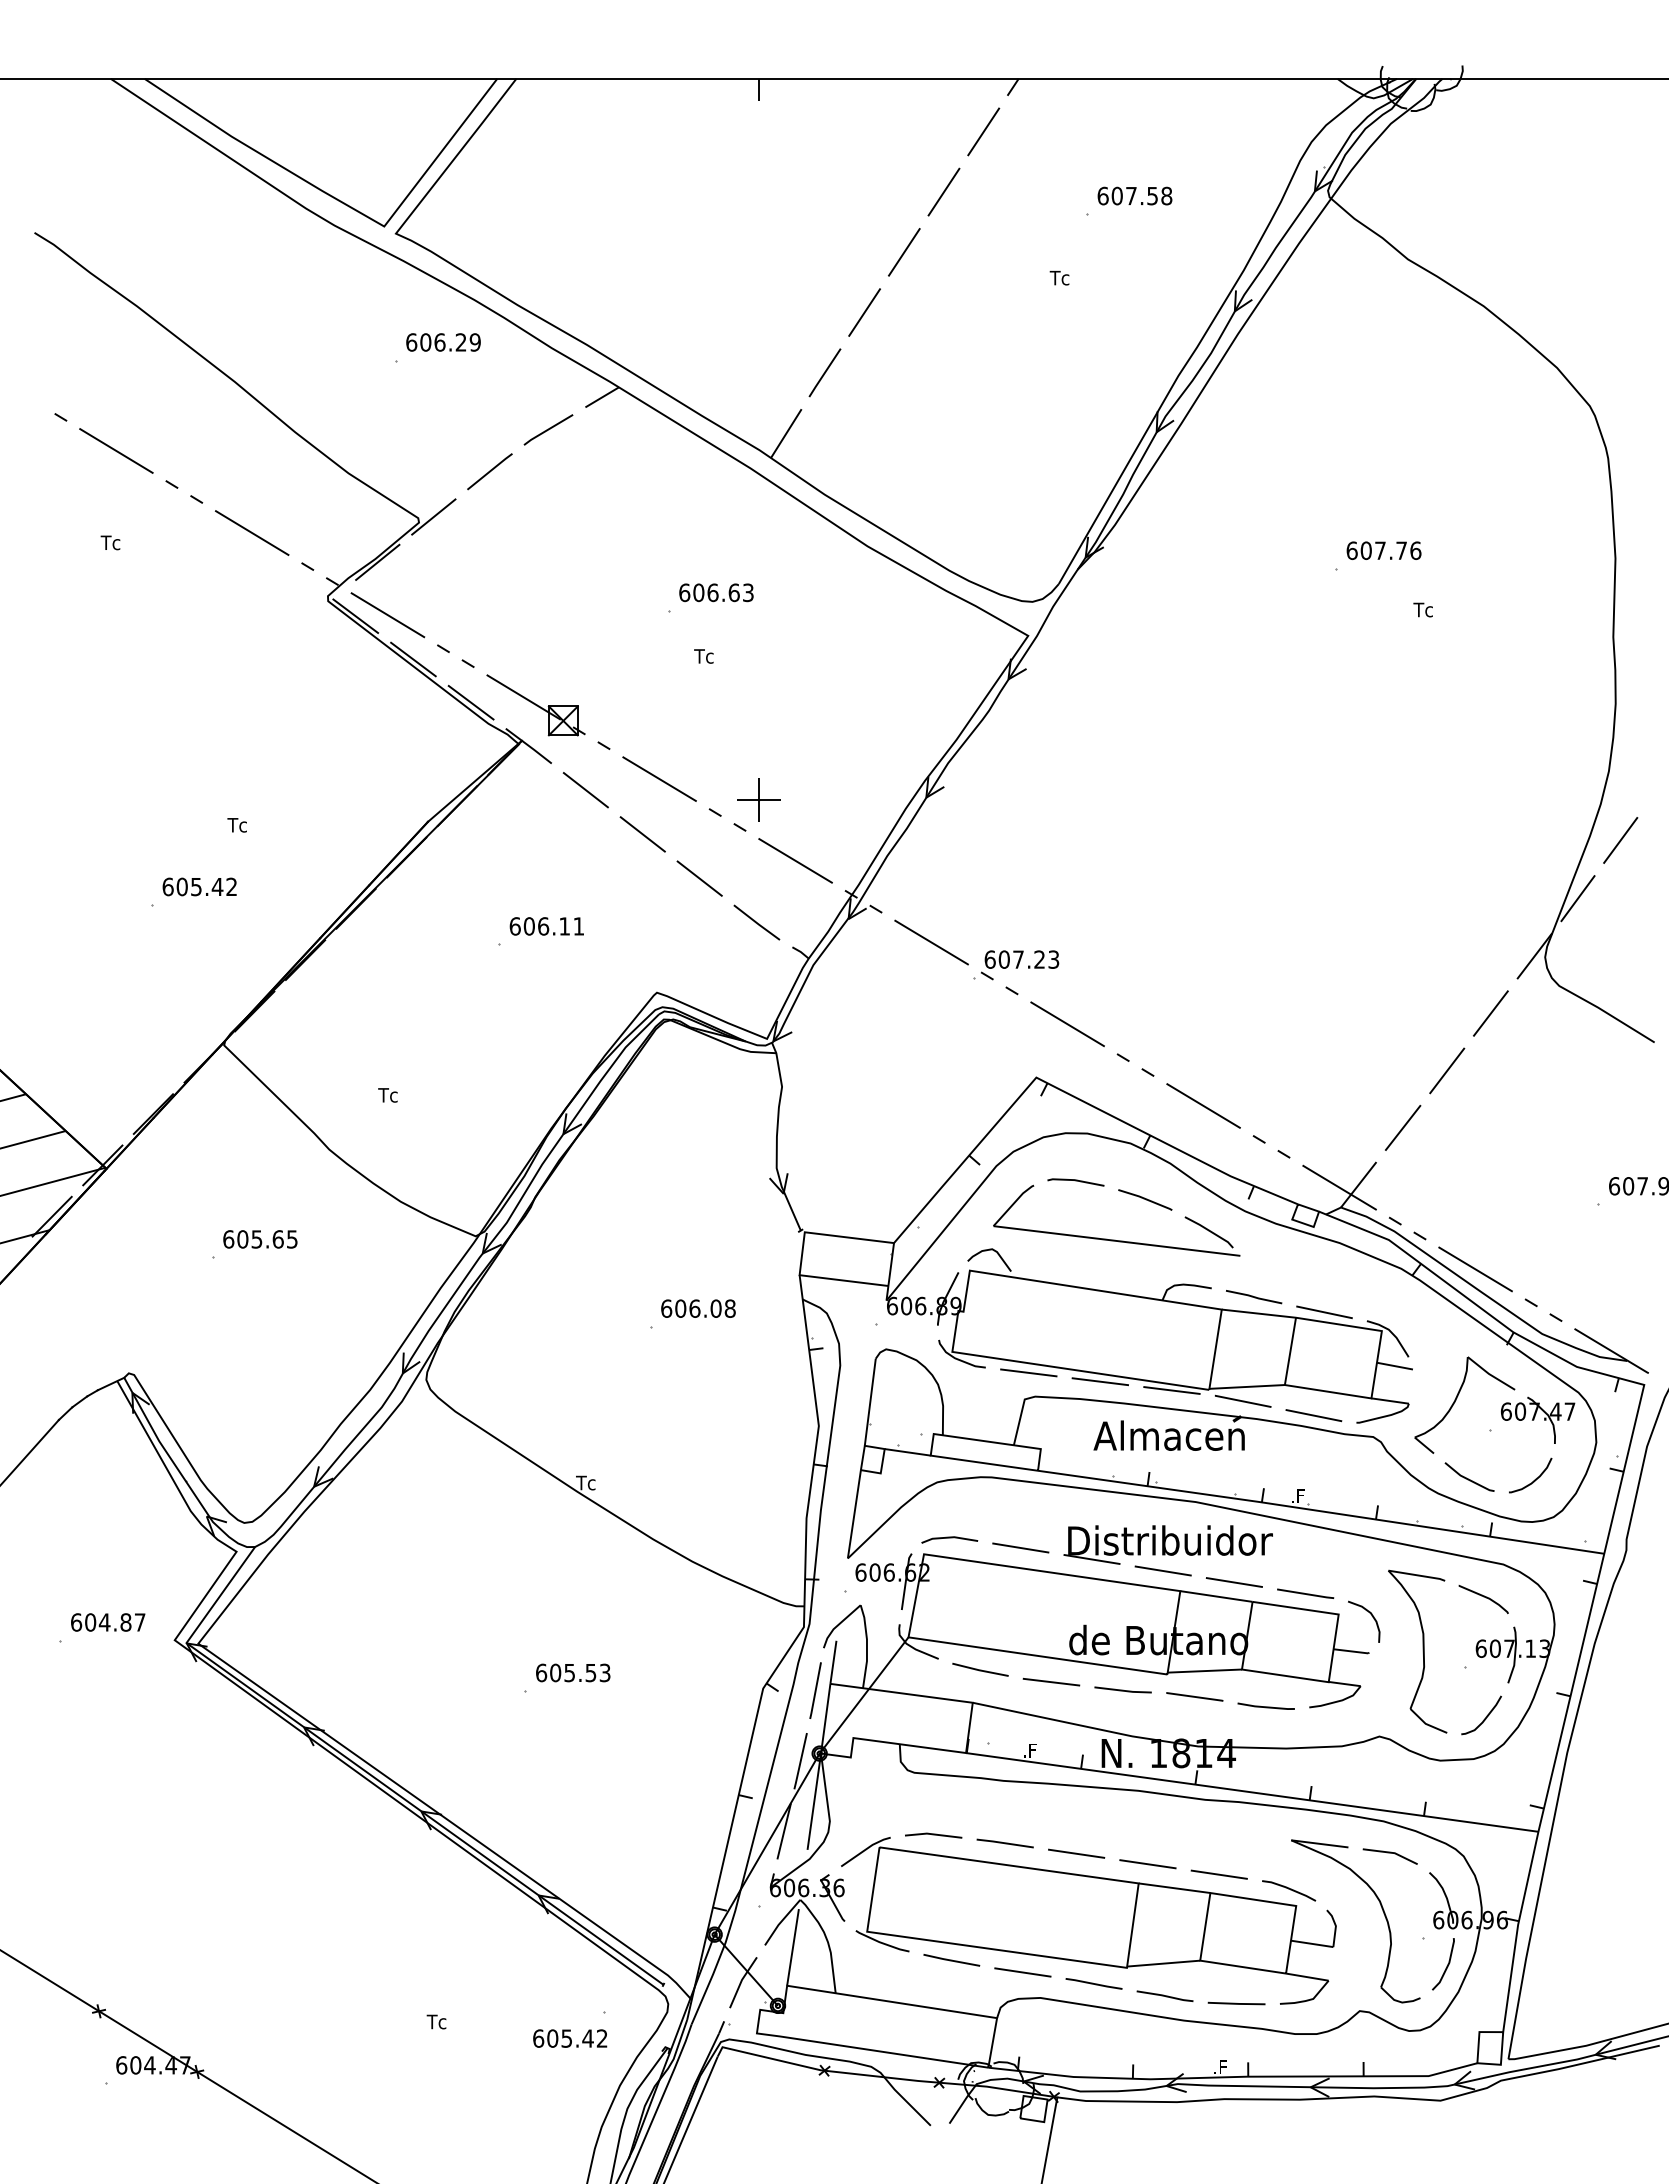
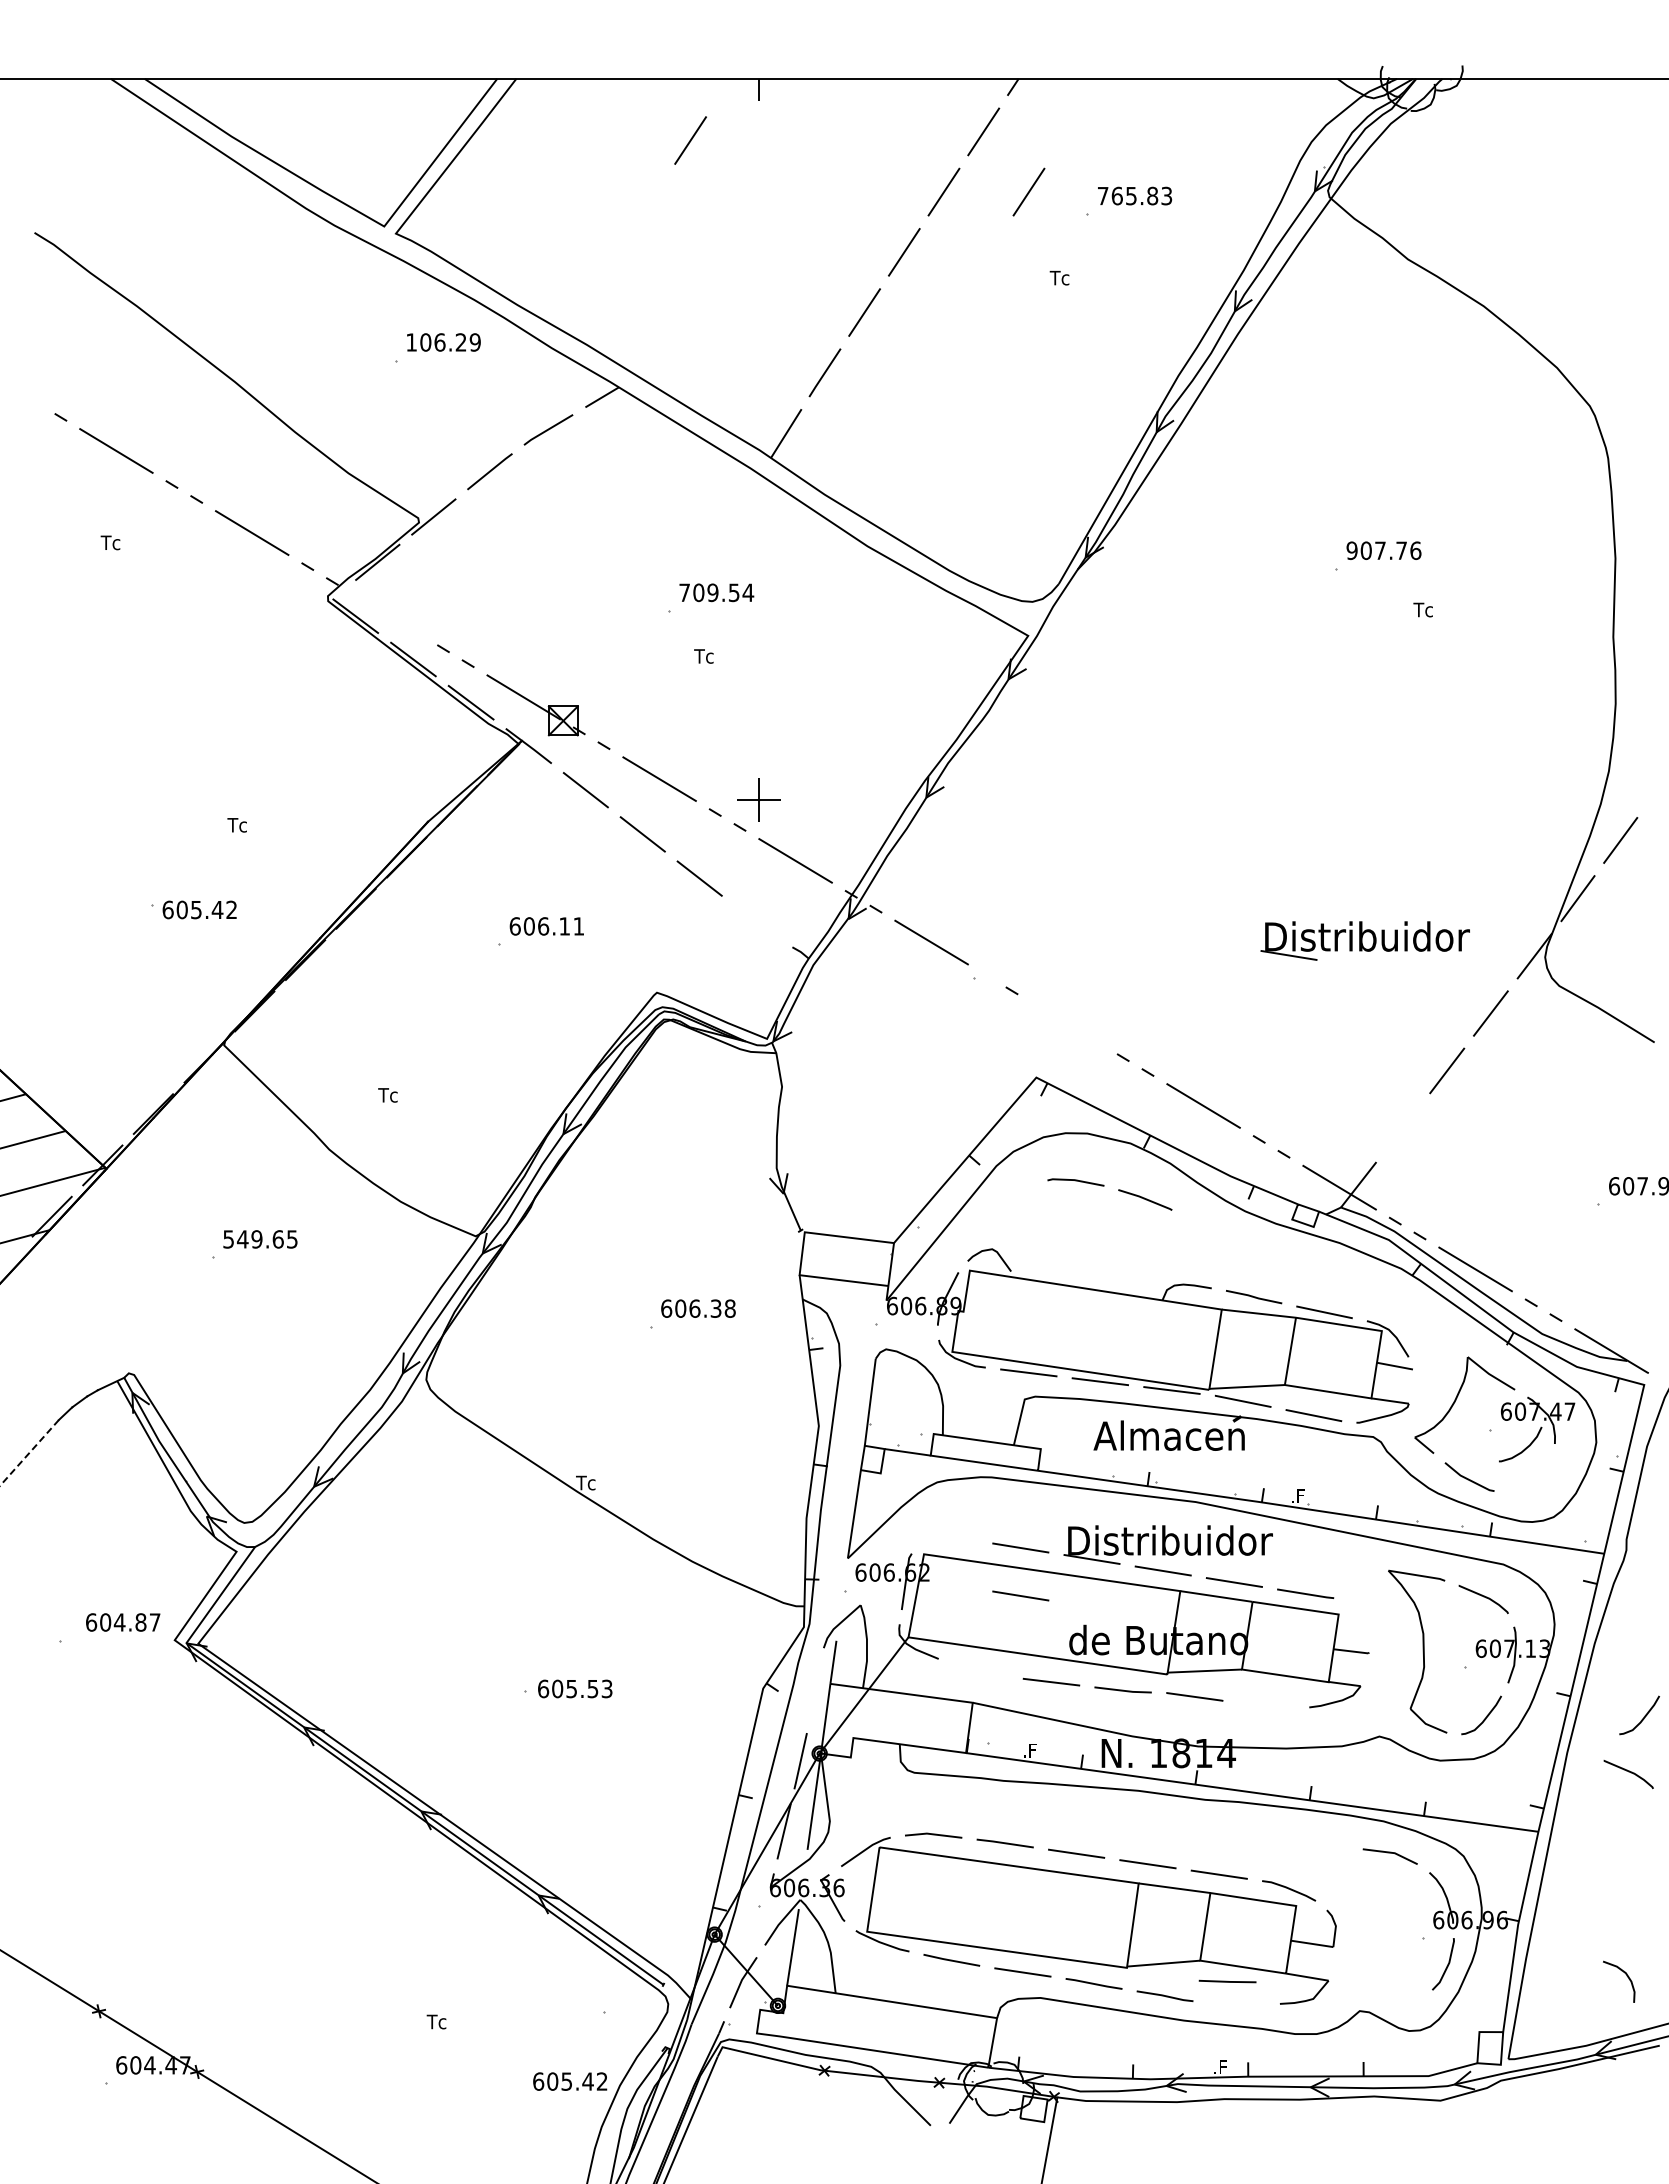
line: none -> present (690, 140)
line: none -> present (1028, 191)
text: 607.58 -> 765.83 (1134, 195)
text: 606.29 -> 106.29 (411, 342)
text: 607.76 -> 907.76 (1351, 550)
text: 606.63 -> 709.54 (716, 592)
line: present -> none (387, 615)
text position: (199, 886) -> (199, 909) (199, 909)
line: present -> none (756, 922)
part: none -> present (1364, 940)
part: present -> none (1020, 965)
line: present -> none (1067, 1024)
line: present -> none (1403, 1127)
text: 605.65 -> 549.65 (242, 1239)
part: present -> none (1115, 1239)
text: 606.08 -> 606.38 (715, 1308)
line: solid -> dashed (29, 1452)
curve position: (1534, 1479) -> (1524, 1448) (1524, 1448)
line: present -> none (949, 1538)
line: none -> present (1020, 1595)
curve position: (1371, 1616) -> (1626, 1976) (1626, 1976)
text position: (108, 1622) -> (123, 1622) (123, 1622)
line: present -> none (980, 1669)
text position: (573, 1672) -> (575, 1688) (575, 1688)
line: present -> none (815, 1690)
line: present -> none (1265, 1706)
curve: none -> present (1642, 1718)
curve: none -> present (1628, 1772)
part: present -> none (1382, 1911)
line position: (1236, 2003) -> (1227, 1981) (1227, 1981)
text position: (570, 2038) -> (570, 2081) (570, 2081)
